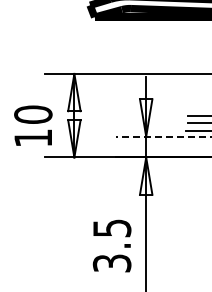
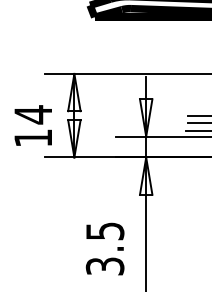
text: 10 -> 14 (33, 114)
line: dashed -> solid (163, 136)
text position: (111, 245) -> (104, 248) (104, 248)
